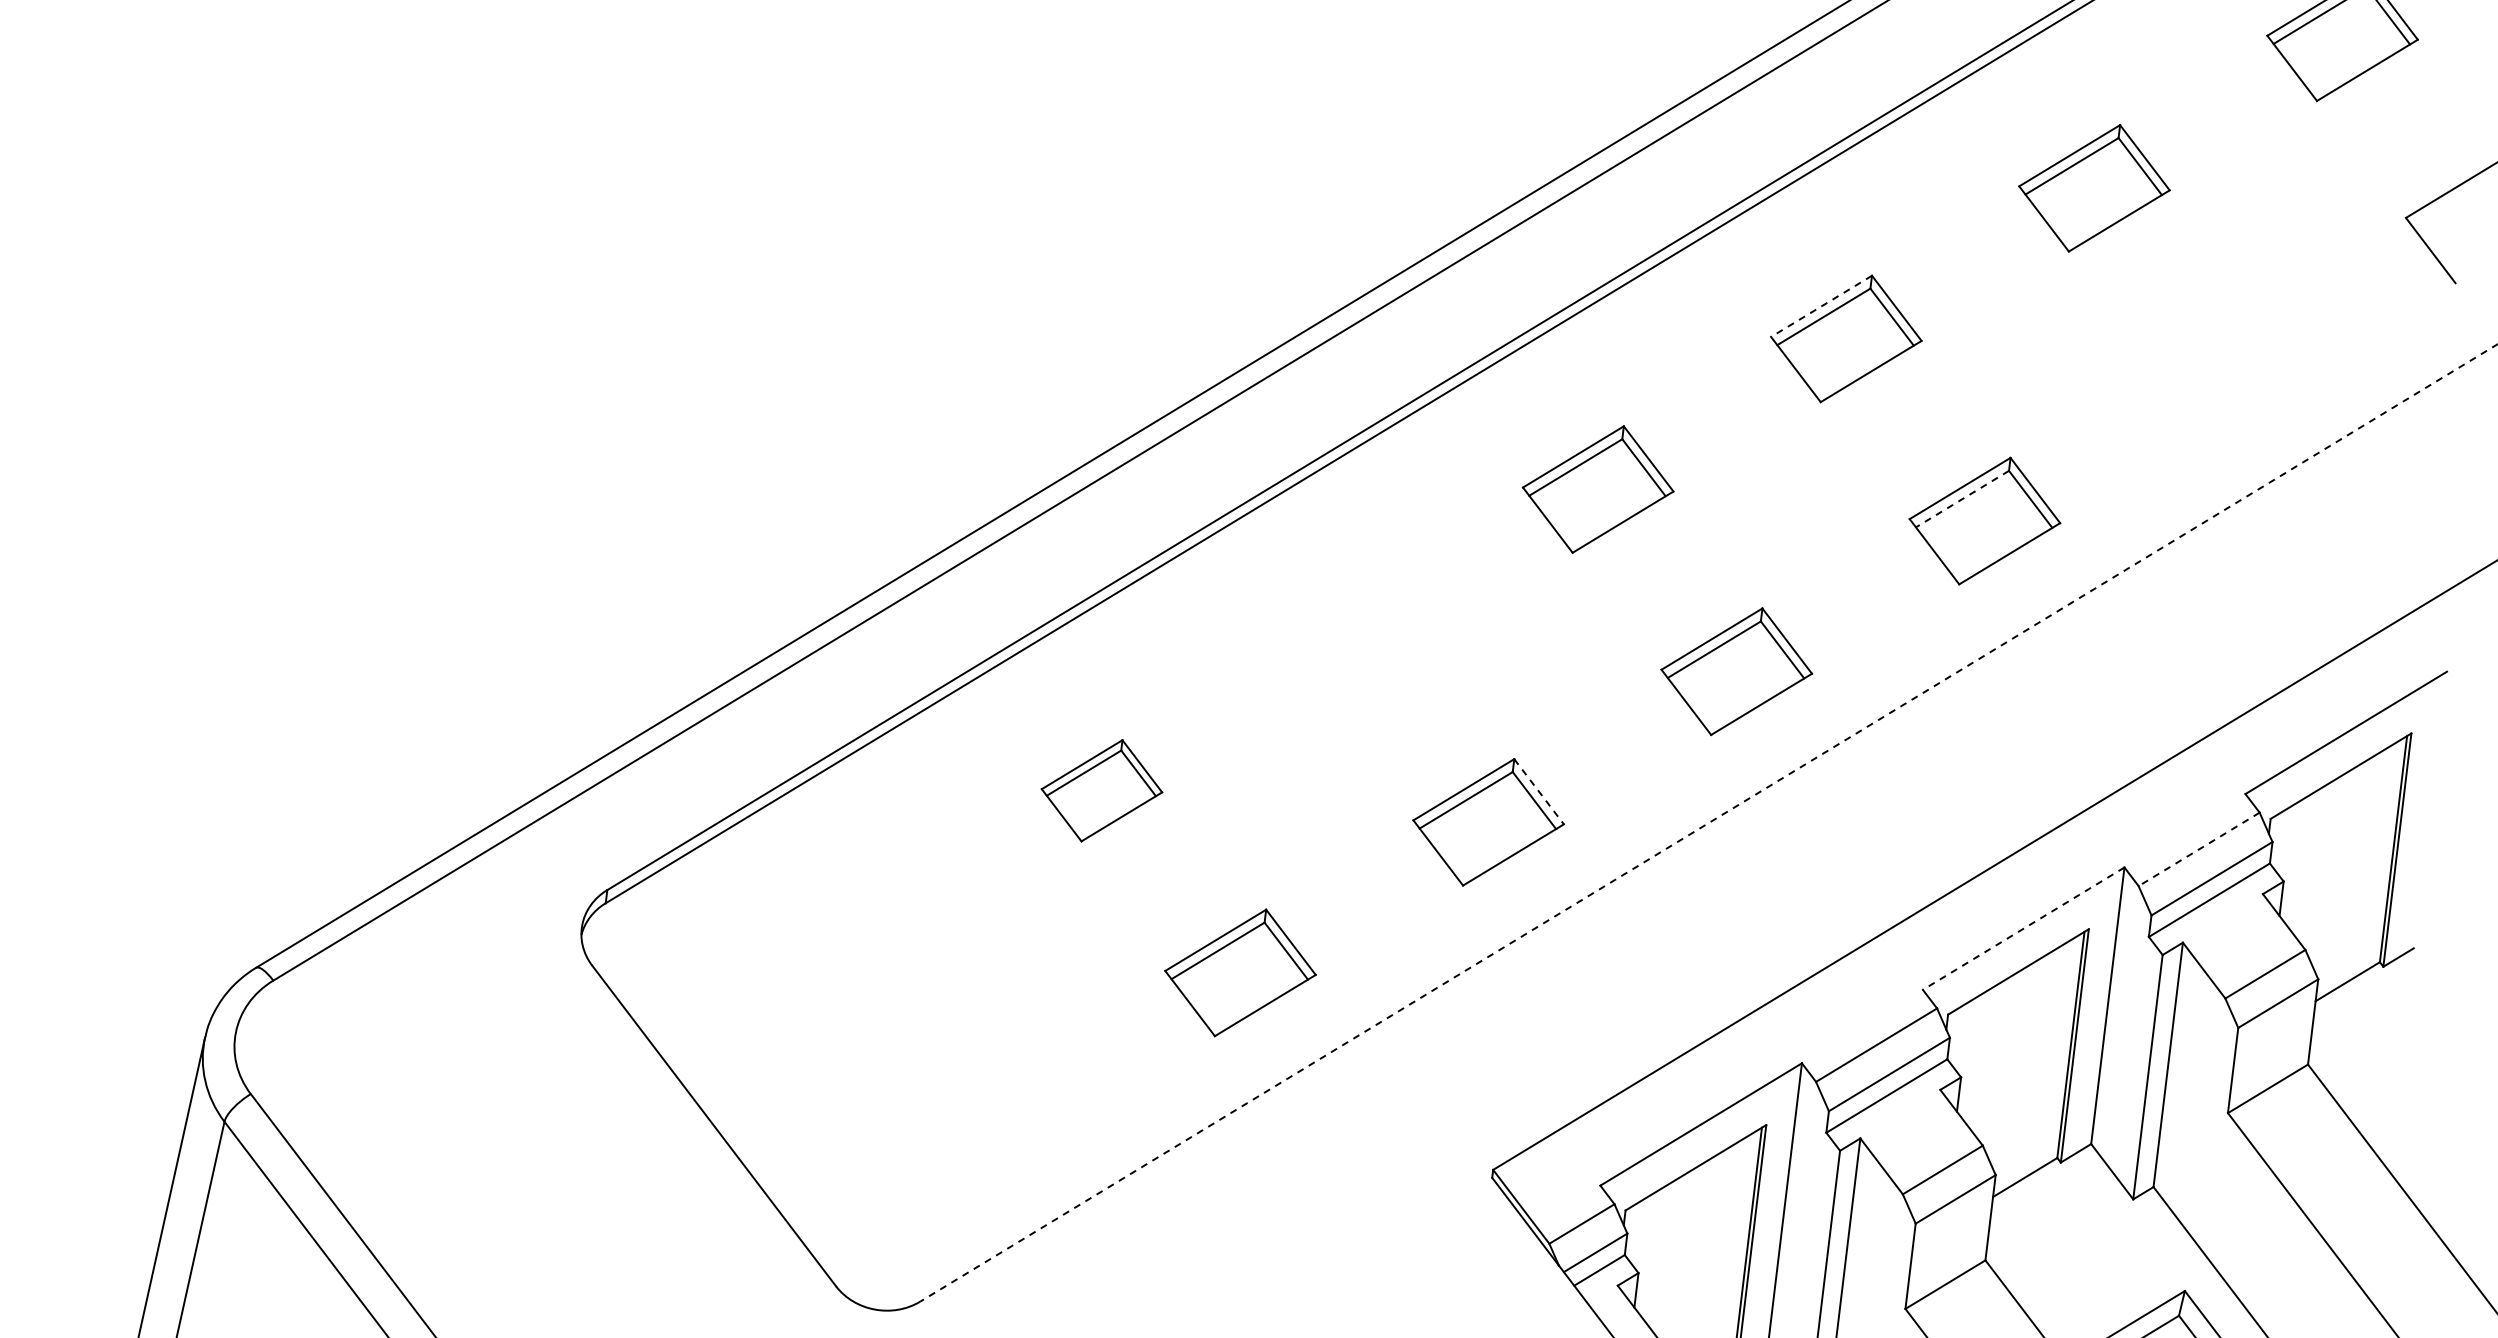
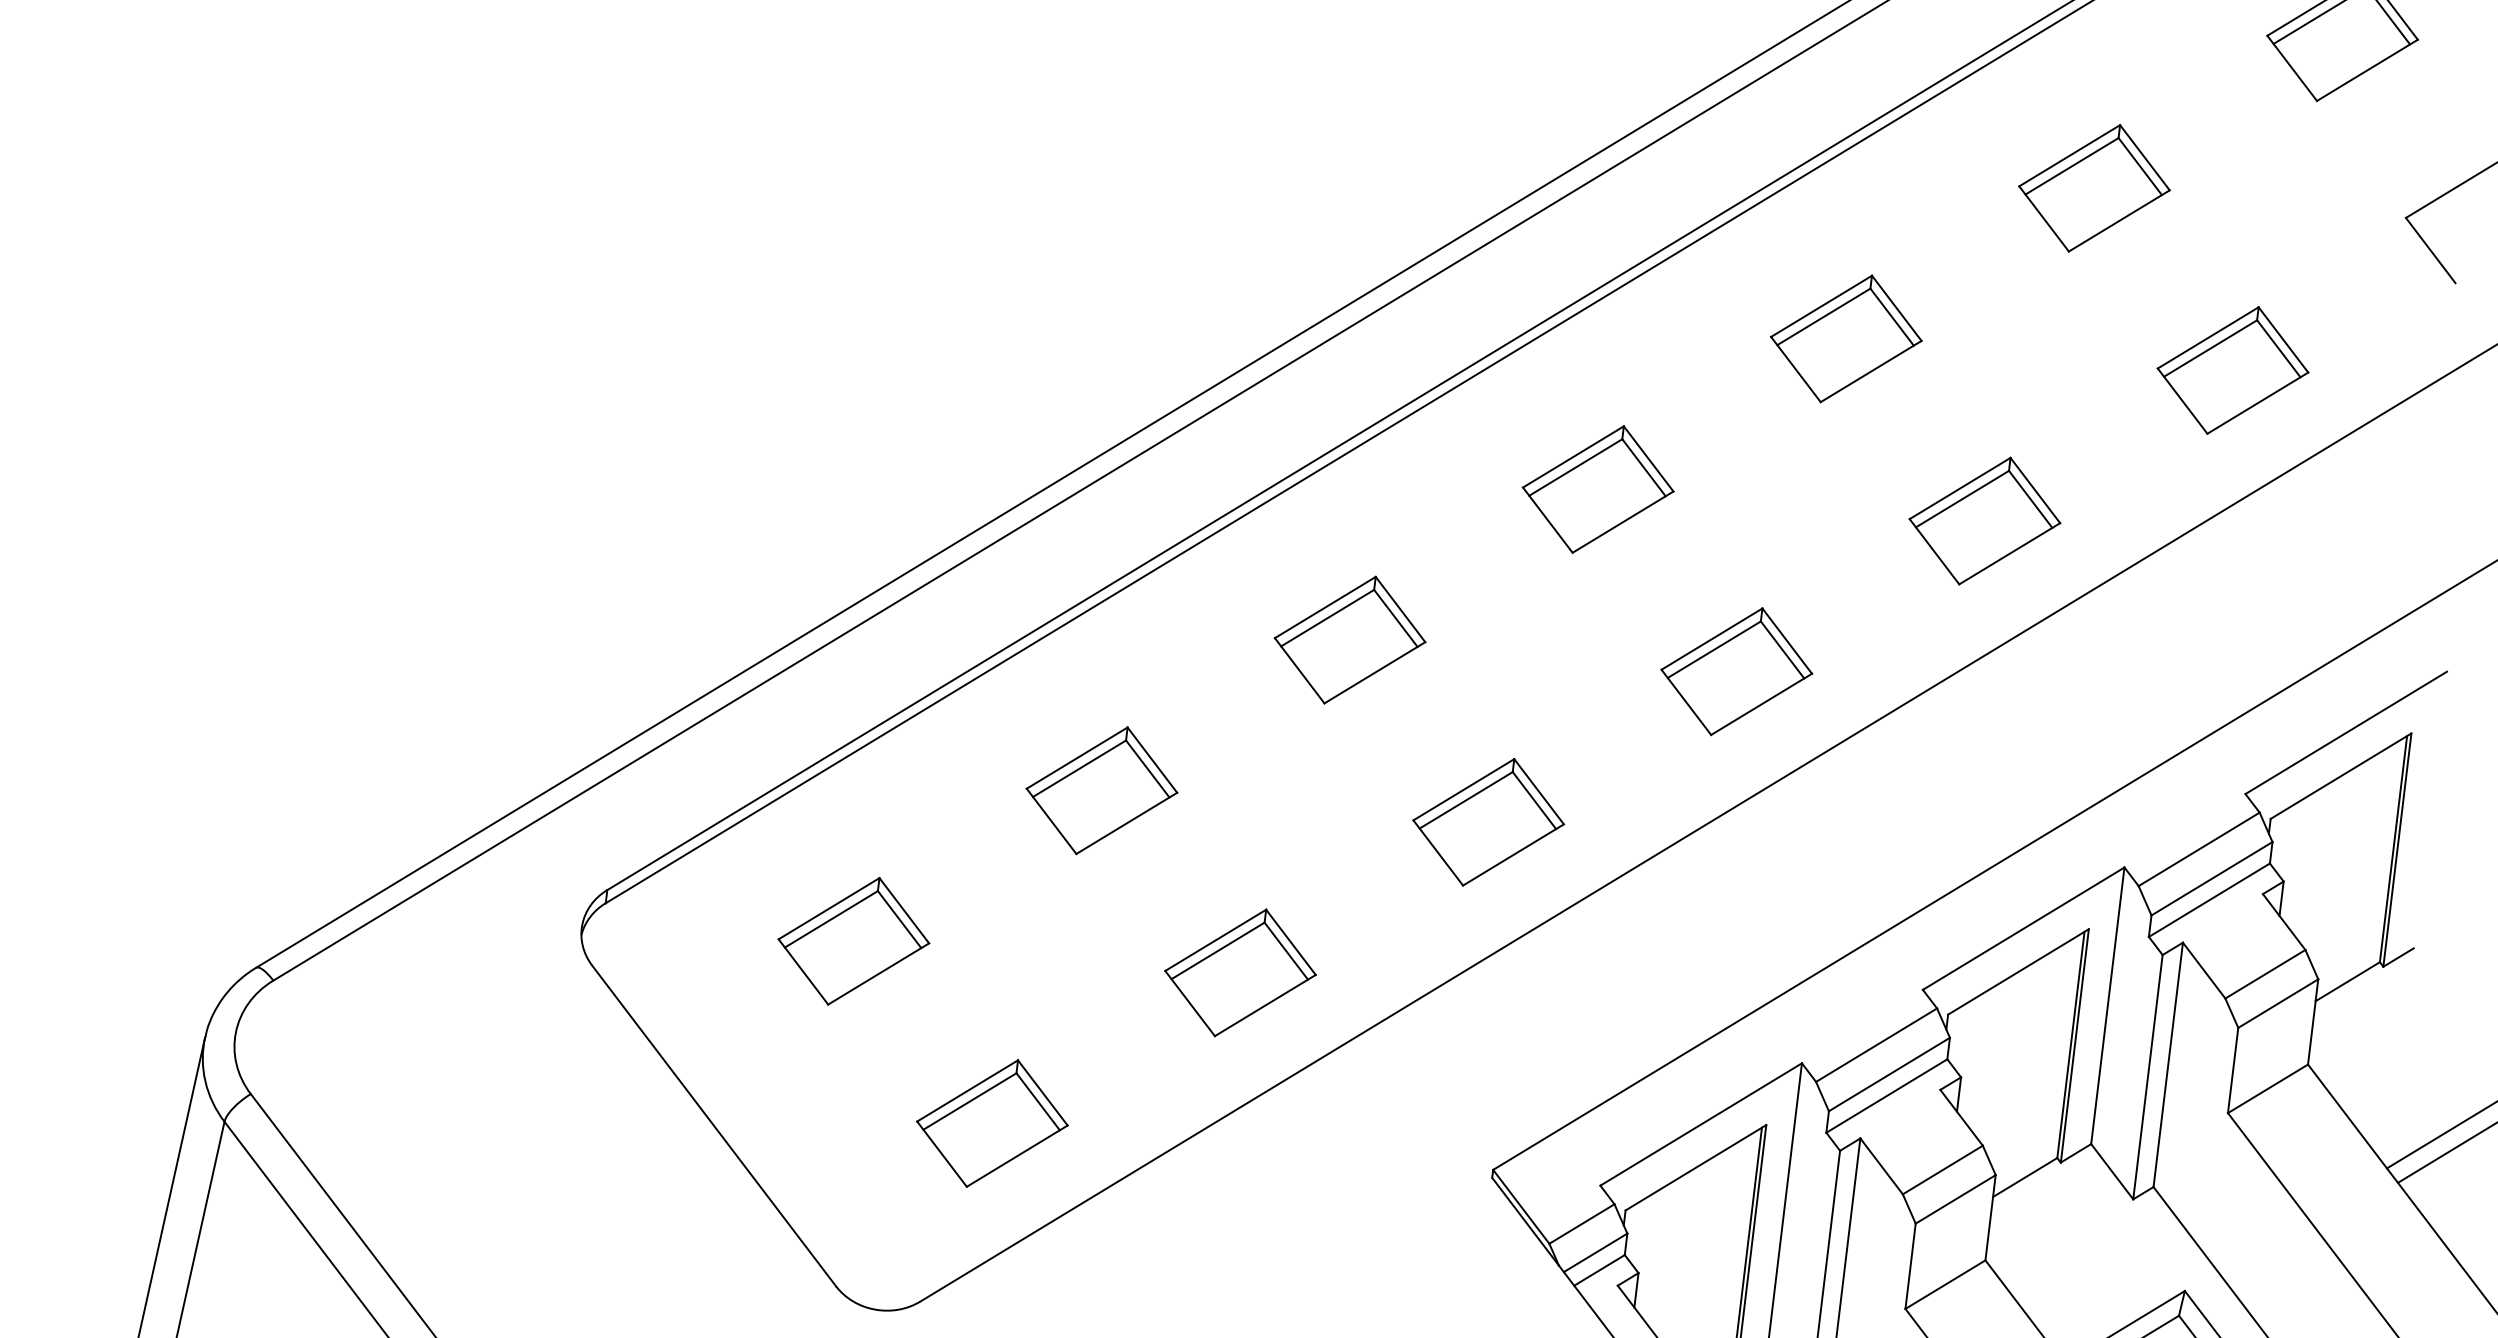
line: dashed -> solid (1821, 306)
part: none -> present (2232, 370)
line: dashed -> solid (1962, 499)
part: none -> present (1349, 639)
part size: 124x104 px -> 154x130 px (1101, 790)
line: dashed -> solid (1539, 791)
line: dashed -> solid (1708, 823)
line: dashed -> solid (2199, 849)
line: dashed -> solid (2023, 928)
part: none -> present (853, 941)
part: none -> present (992, 1123)
line: none -> present (2440, 1135)
line: none -> present (2445, 1153)
